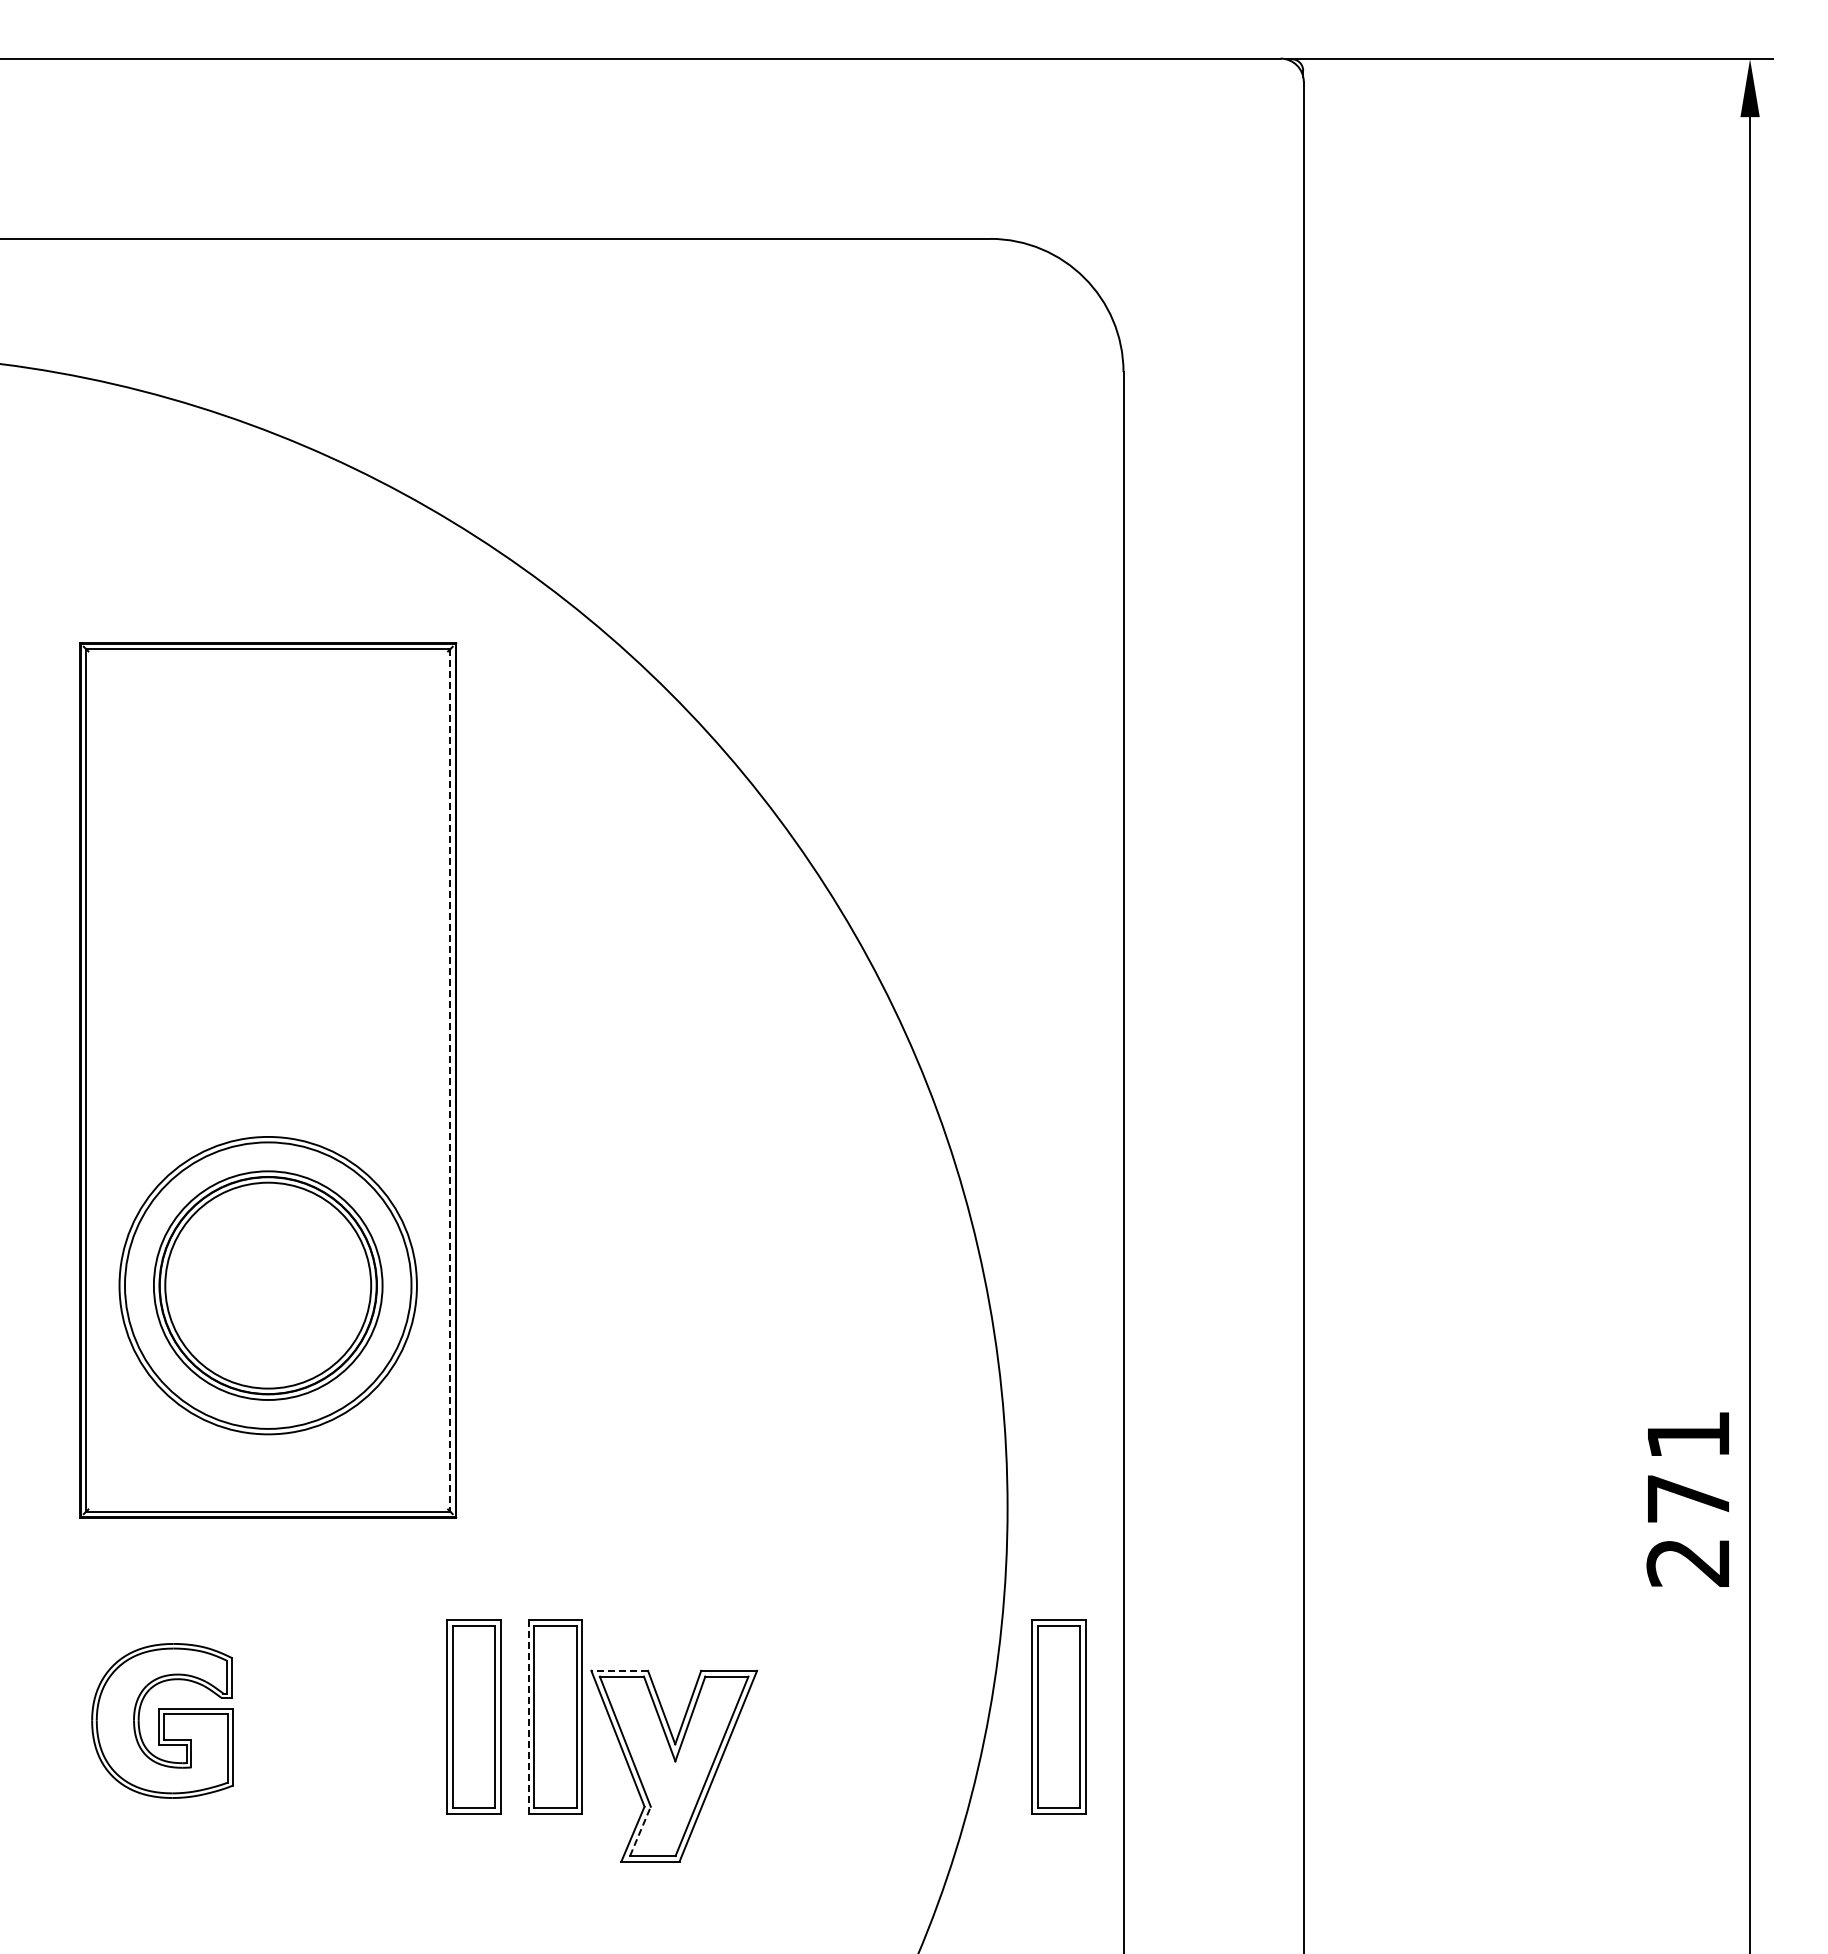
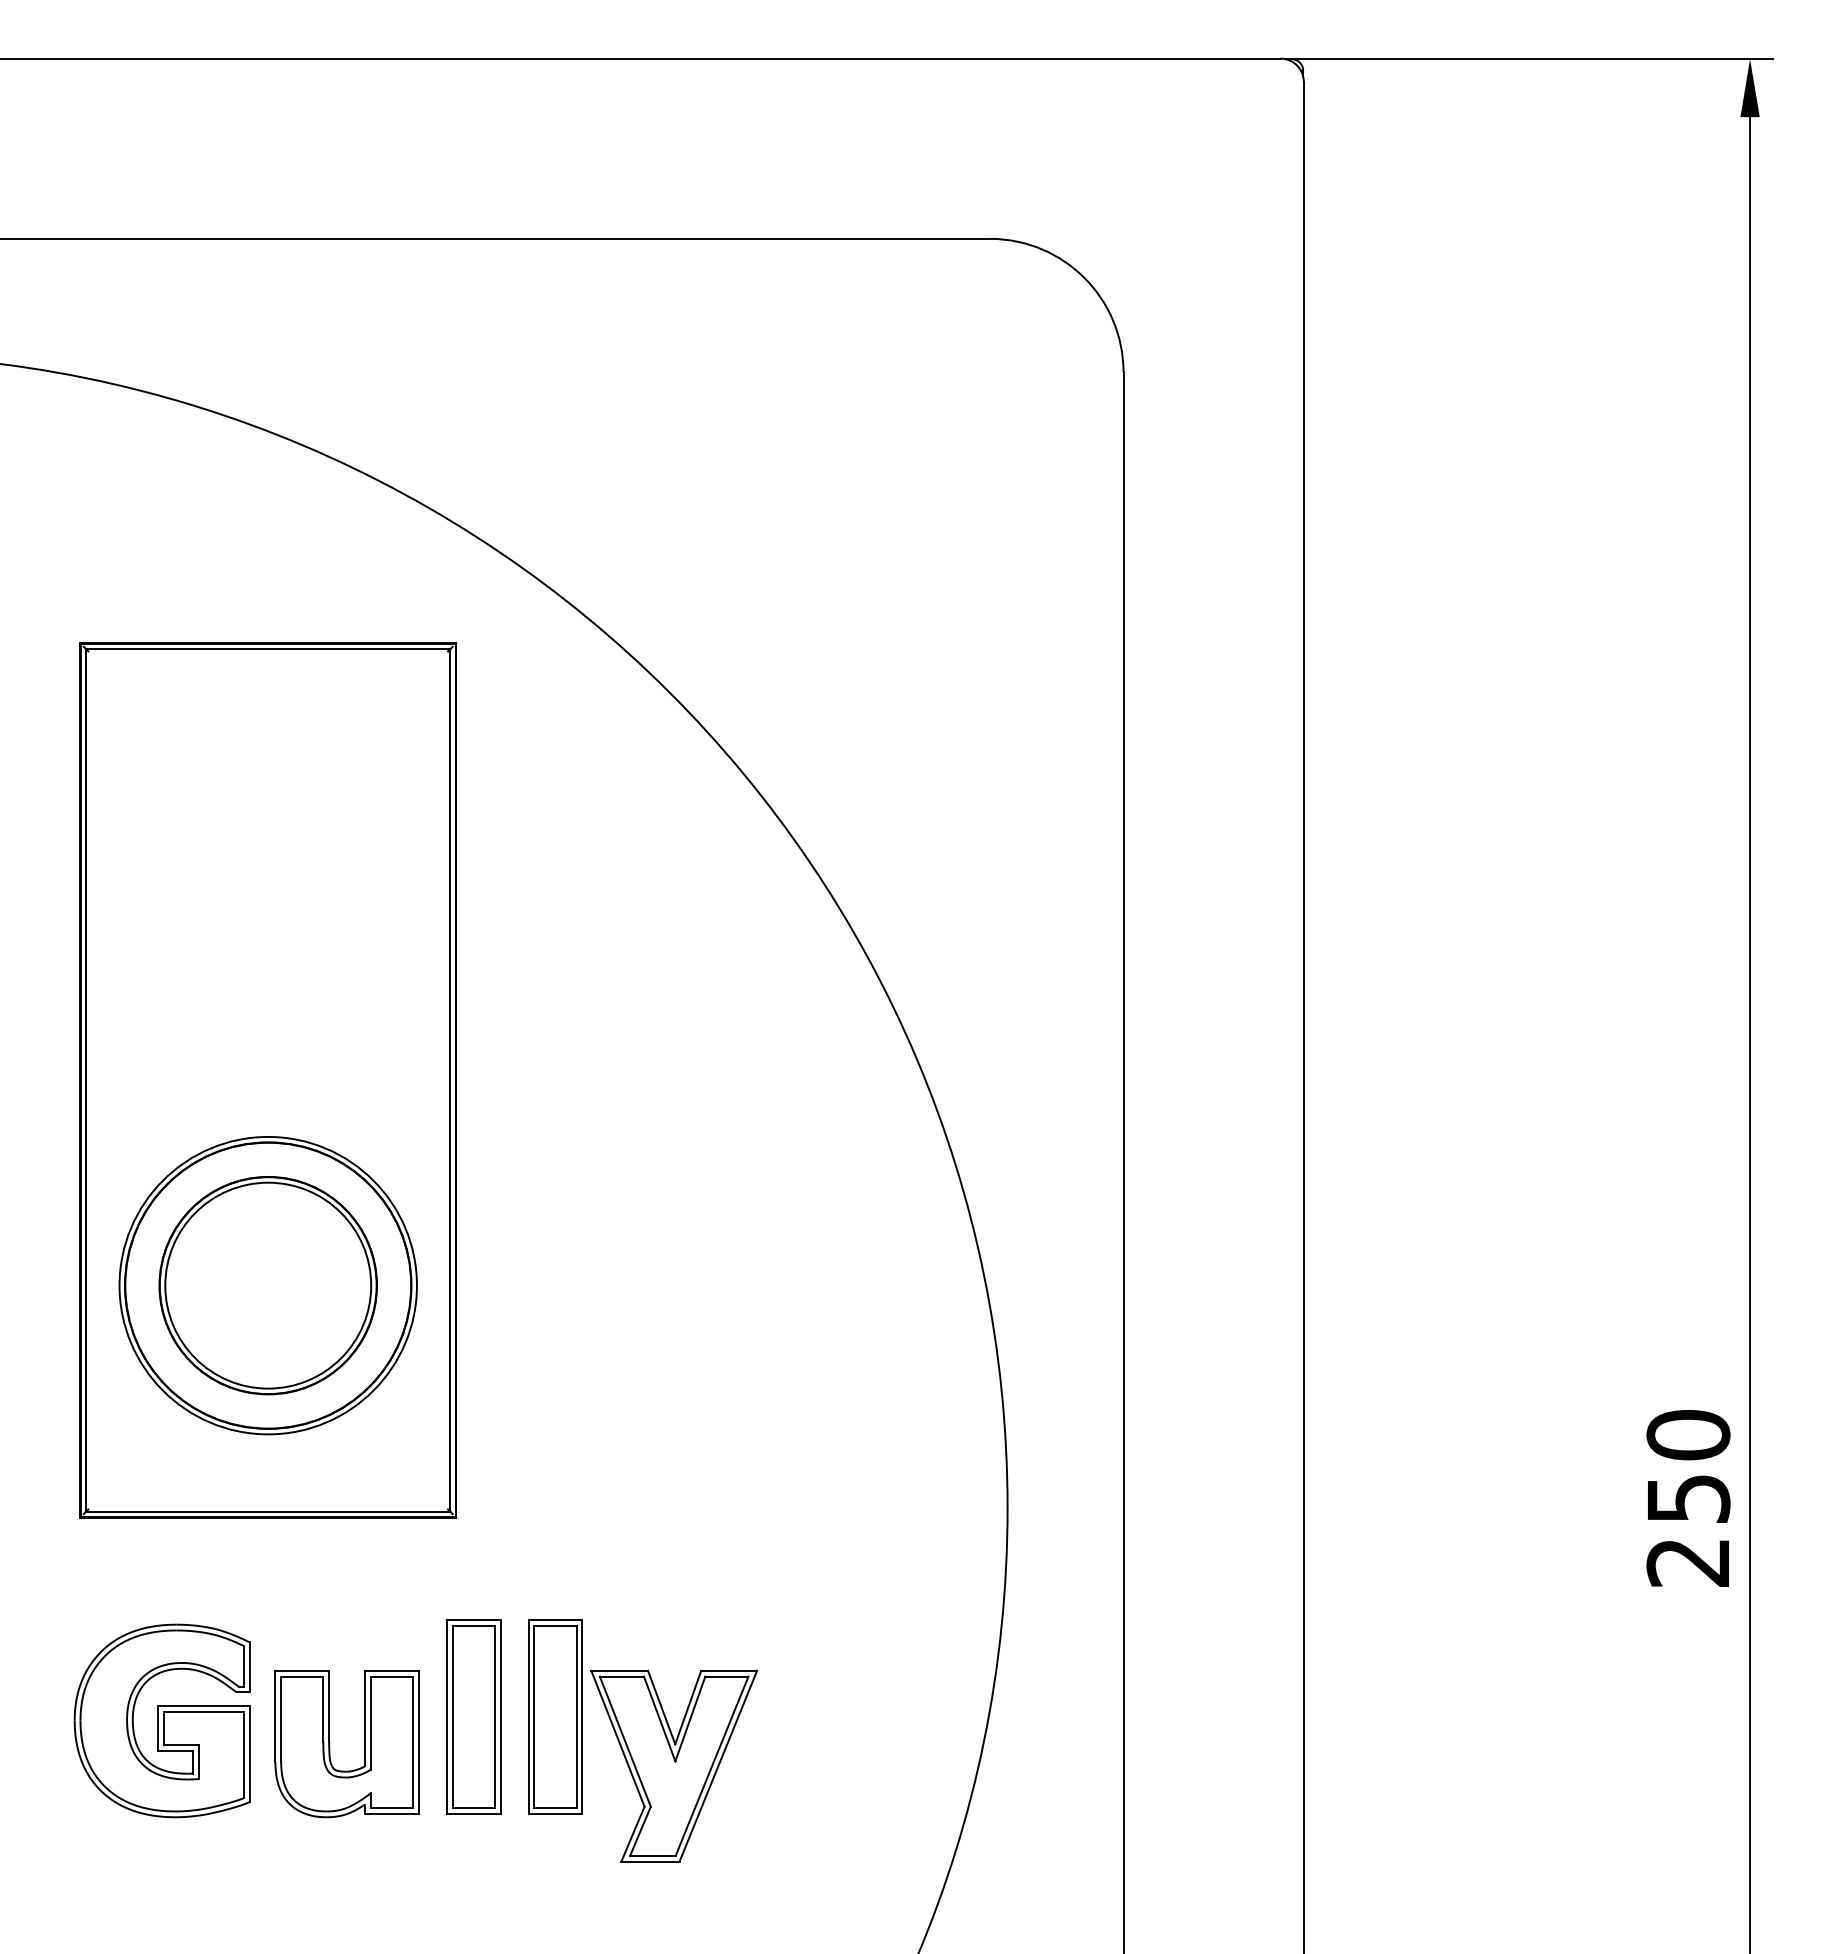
line: dashed -> solid (450, 1080)
circle diameter: 229 px -> 286 px (268, 1285)
text: 271 -> 250 (1688, 1466)
line: dashed -> solid (619, 1670)
line: dashed -> solid (528, 1716)
part: present -> none (1058, 1716)
part size: 143x156 px -> 178x196 px (161, 1720)
part: none -> present (330, 1744)
line: dashed -> solid (640, 1831)
